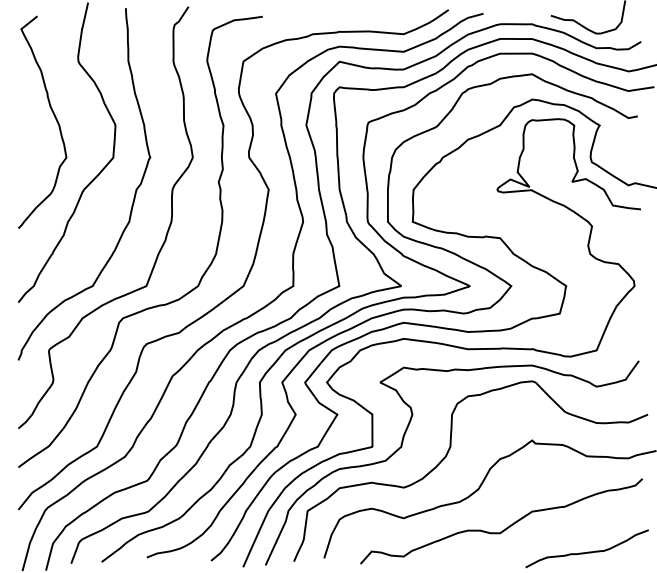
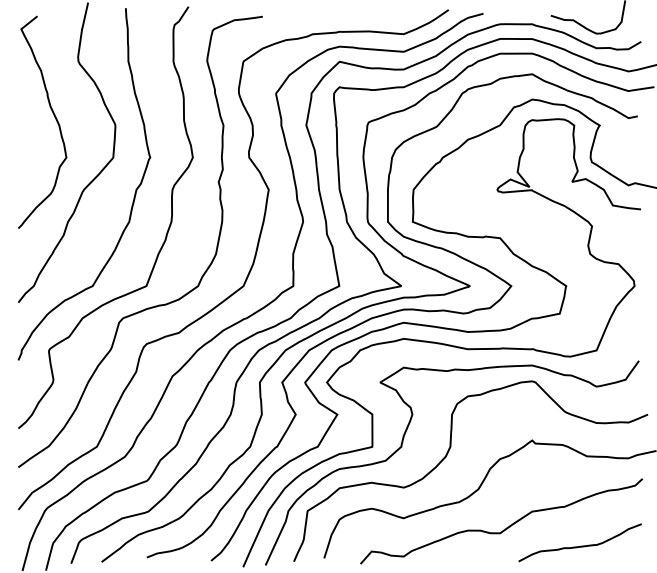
curve position: (587, 551) -> (580, 545) (580, 545)
